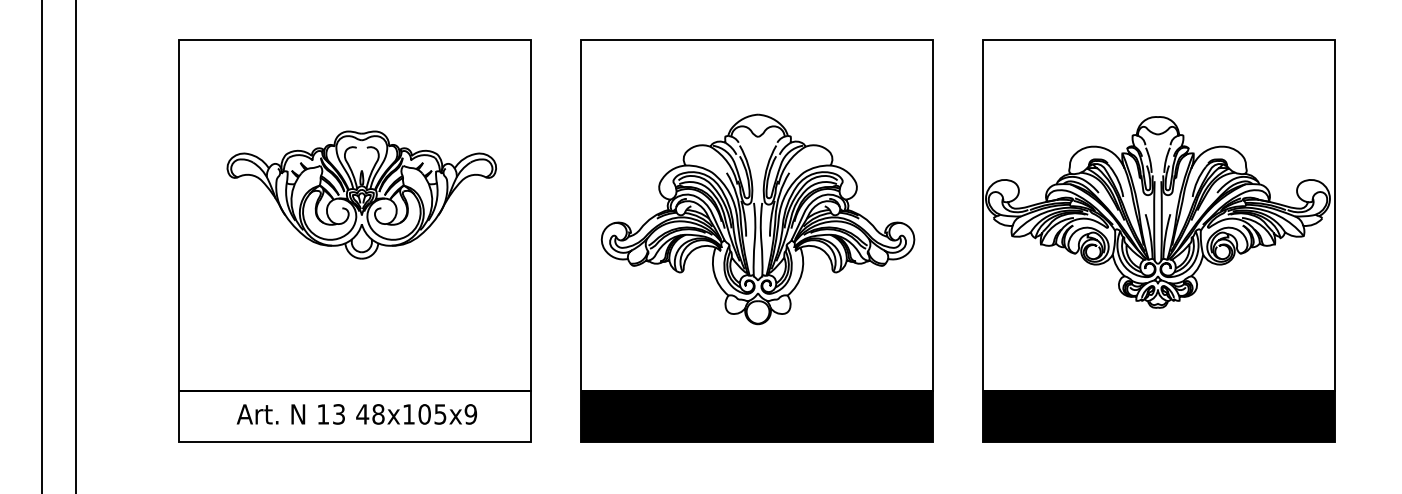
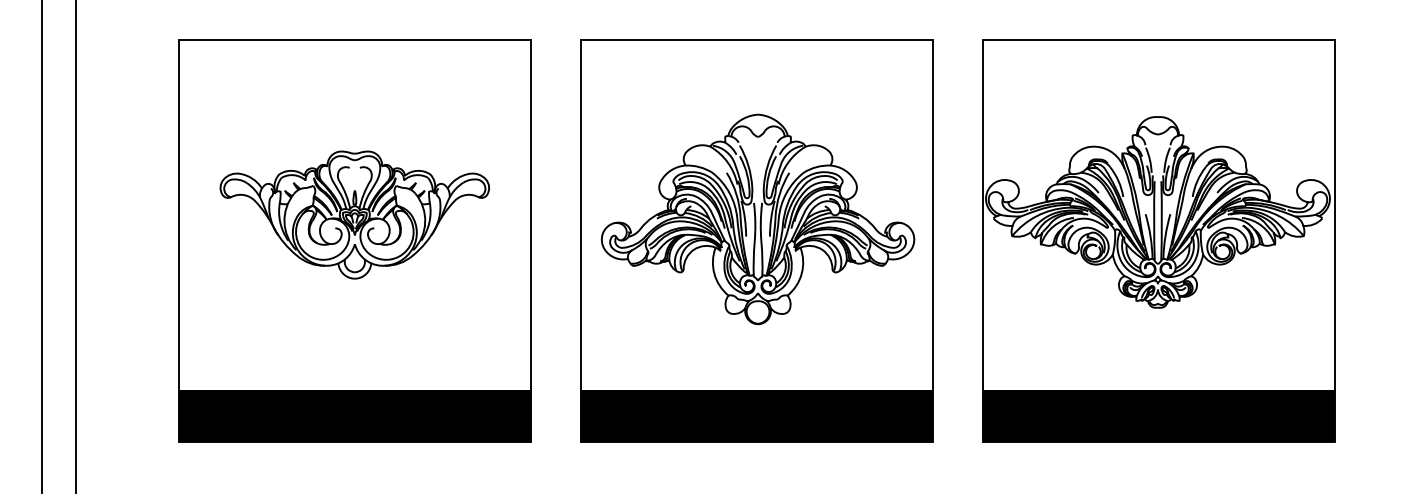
part position: (361, 194) -> (354, 214) (354, 214)
fill: none -> present (354, 416)
